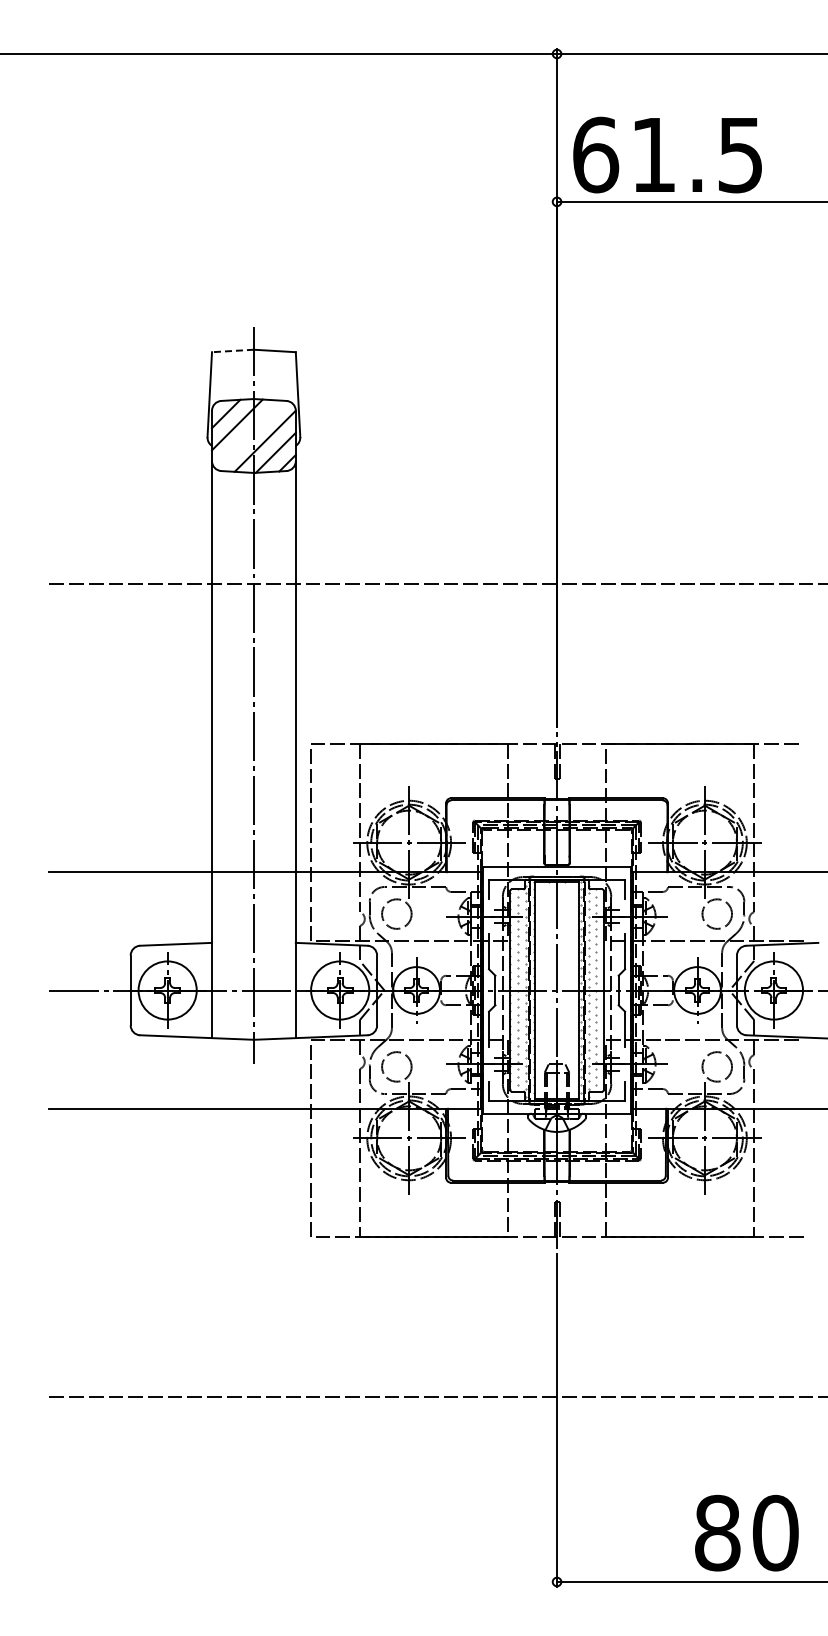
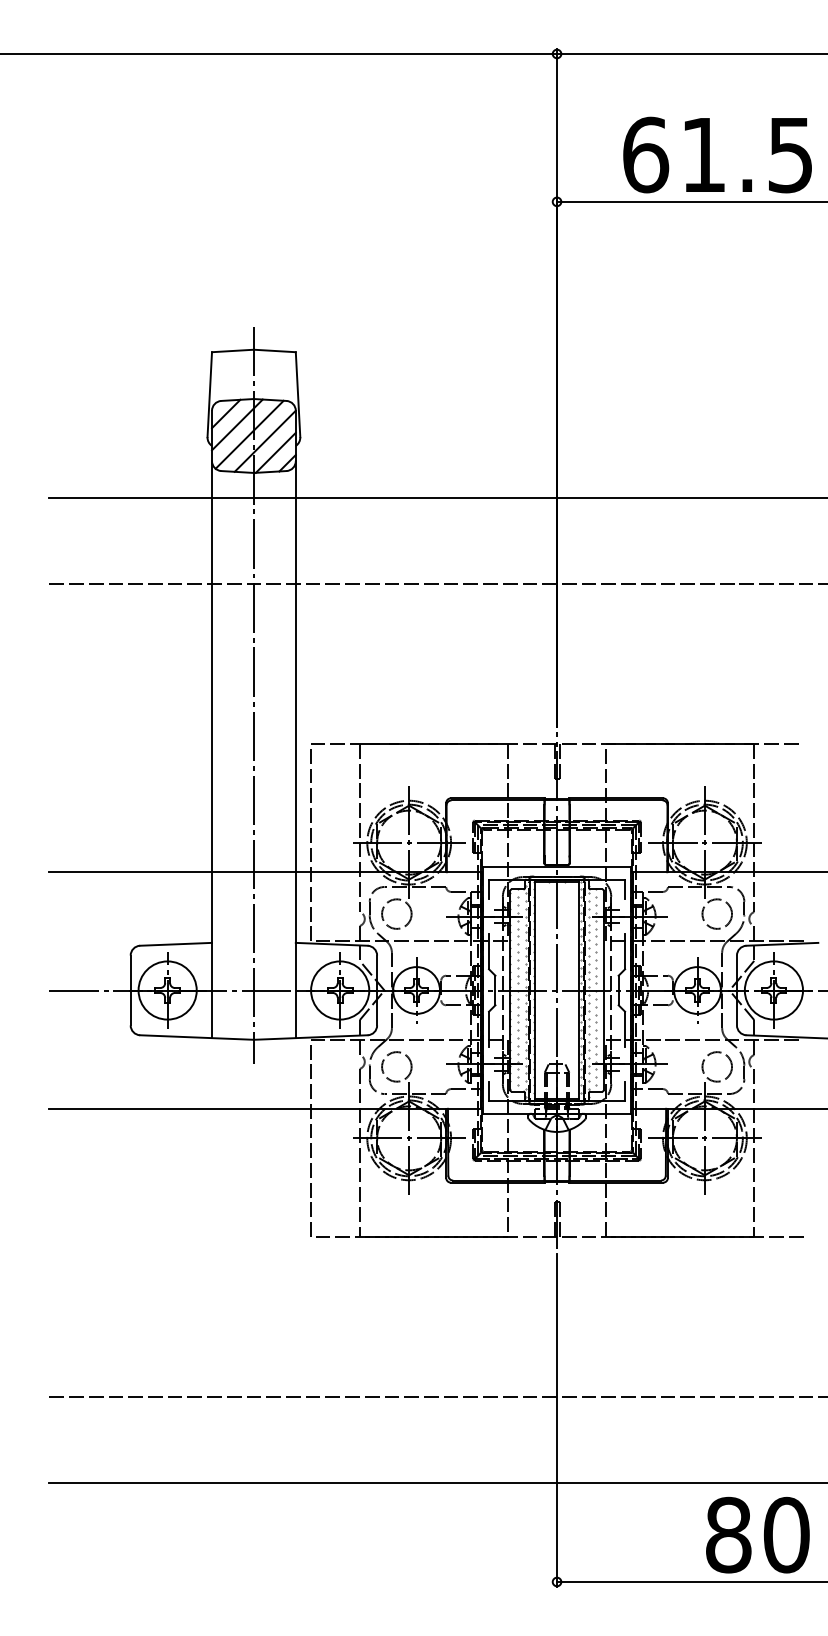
text position: (667, 154) -> (717, 154) (717, 154)
line: dashed -> solid (232, 350)
line: none -> present (249, 434)
line: none -> present (436, 497)
line: none -> present (436, 1483)
text position: (746, 1532) -> (757, 1534) (757, 1534)
